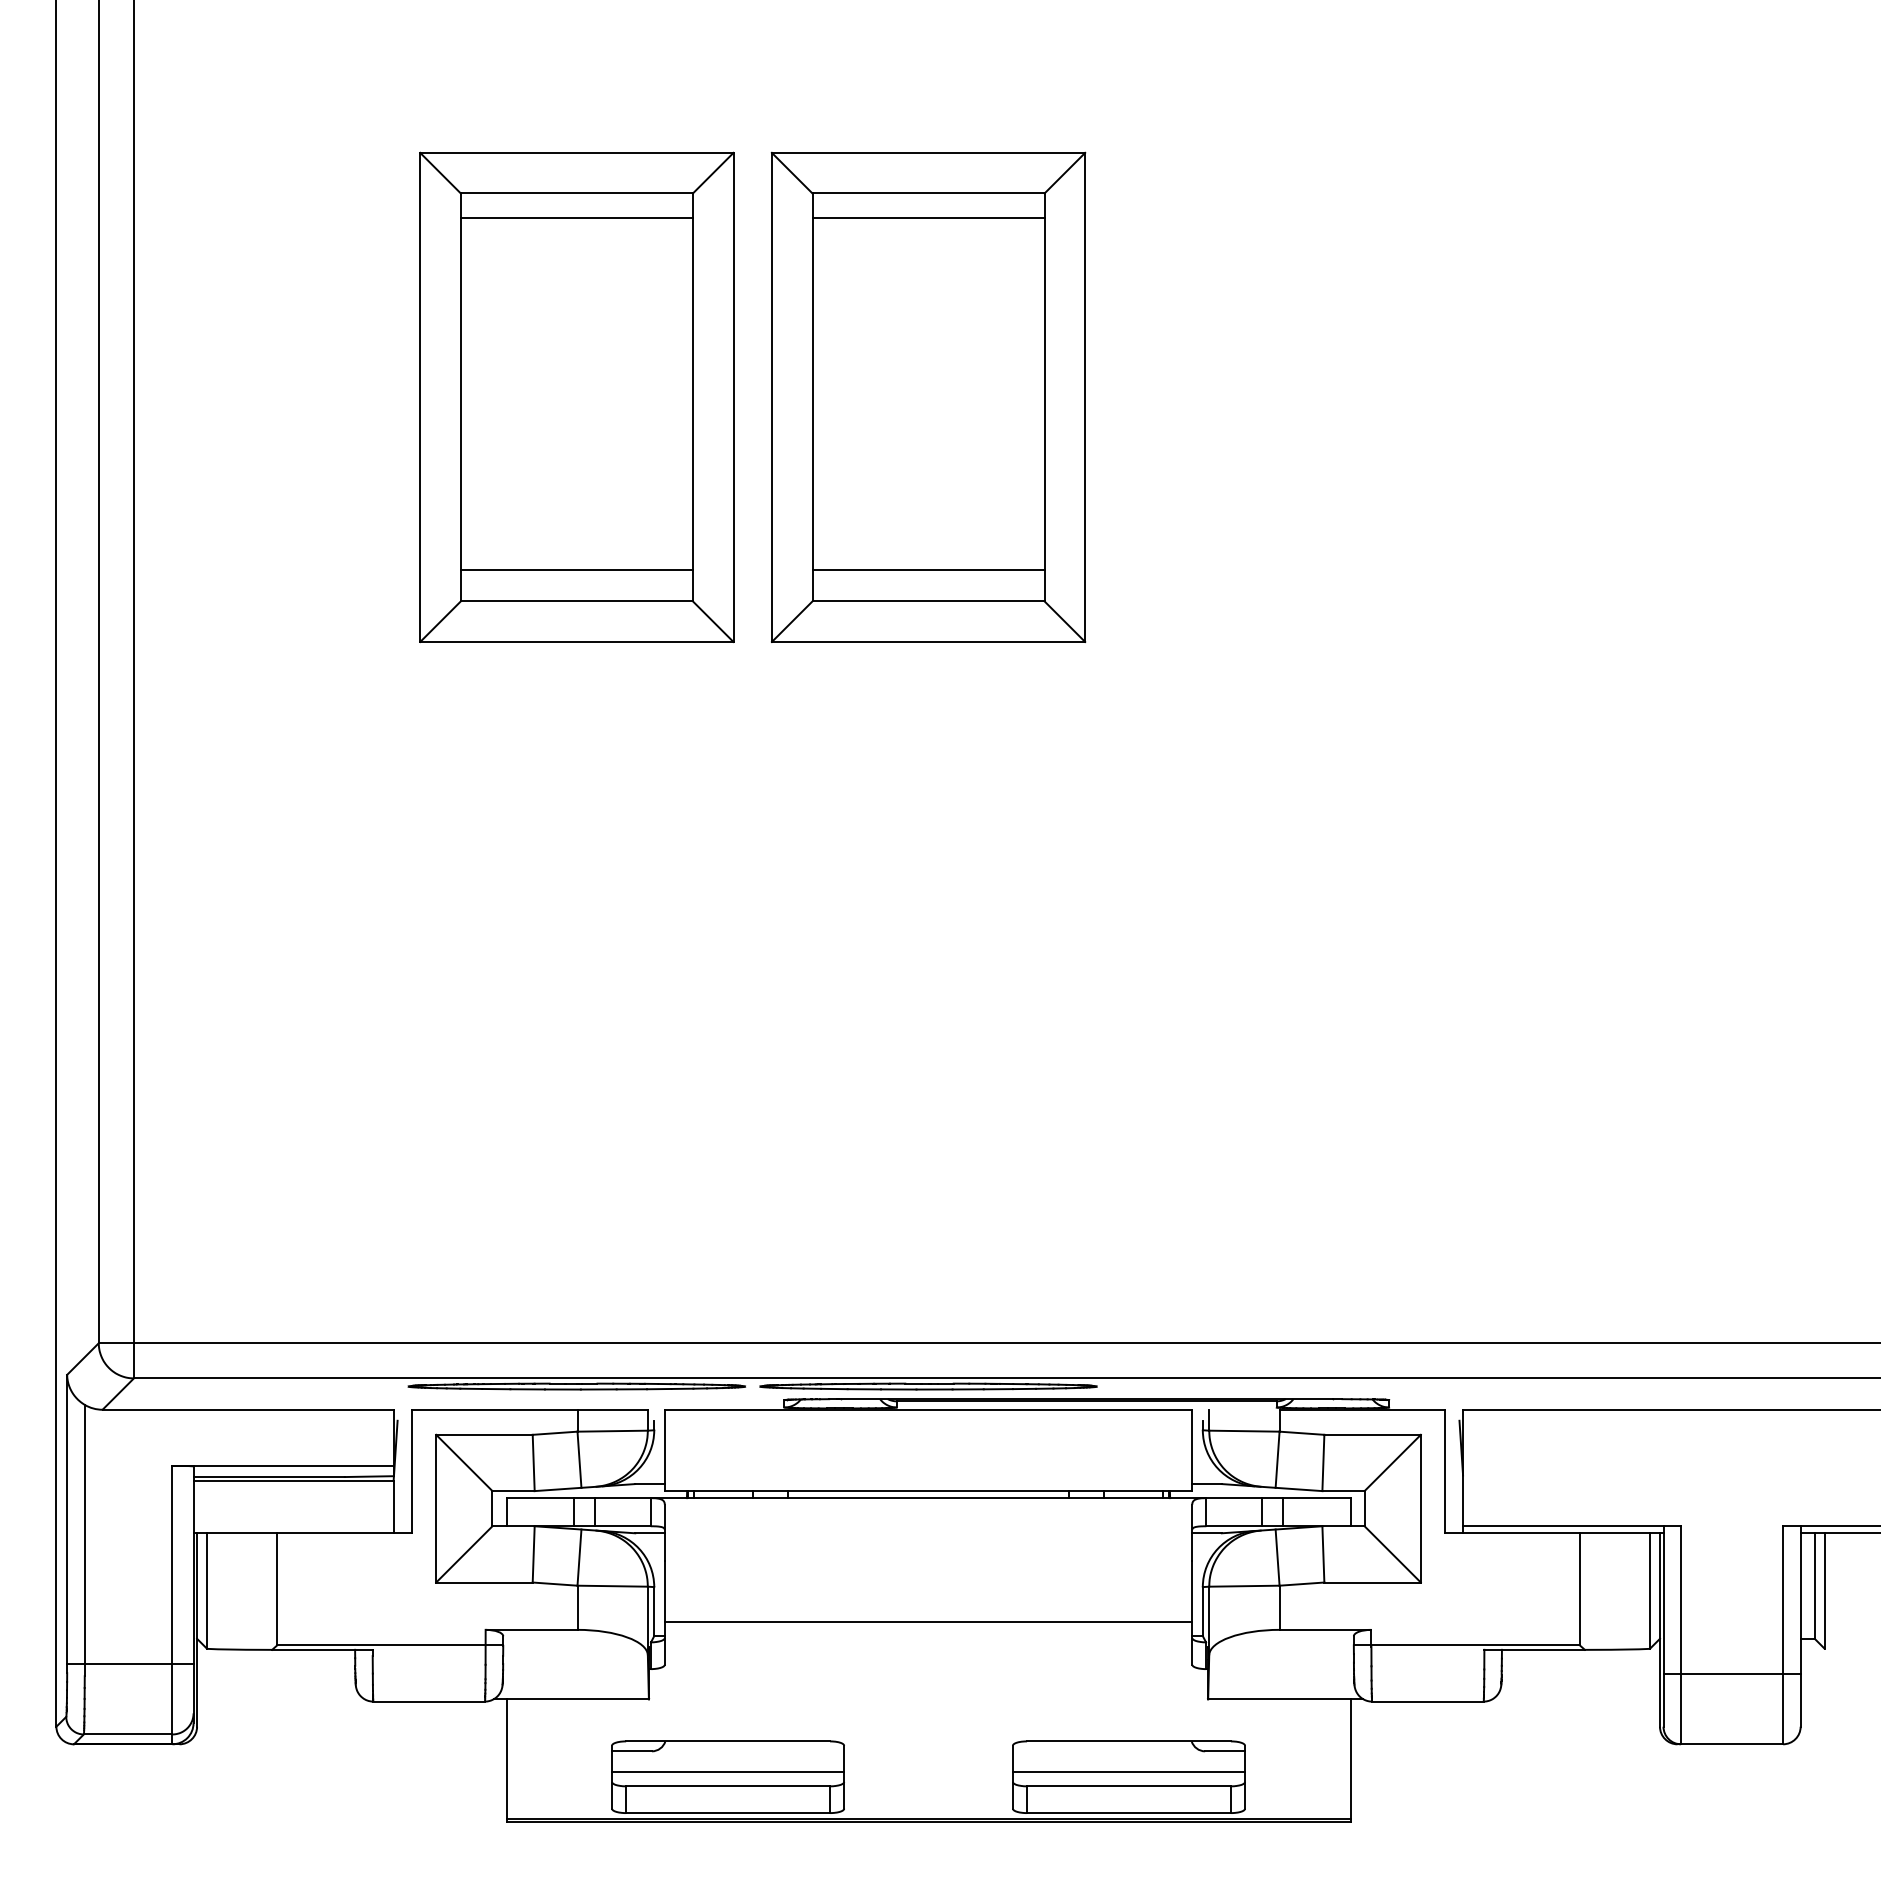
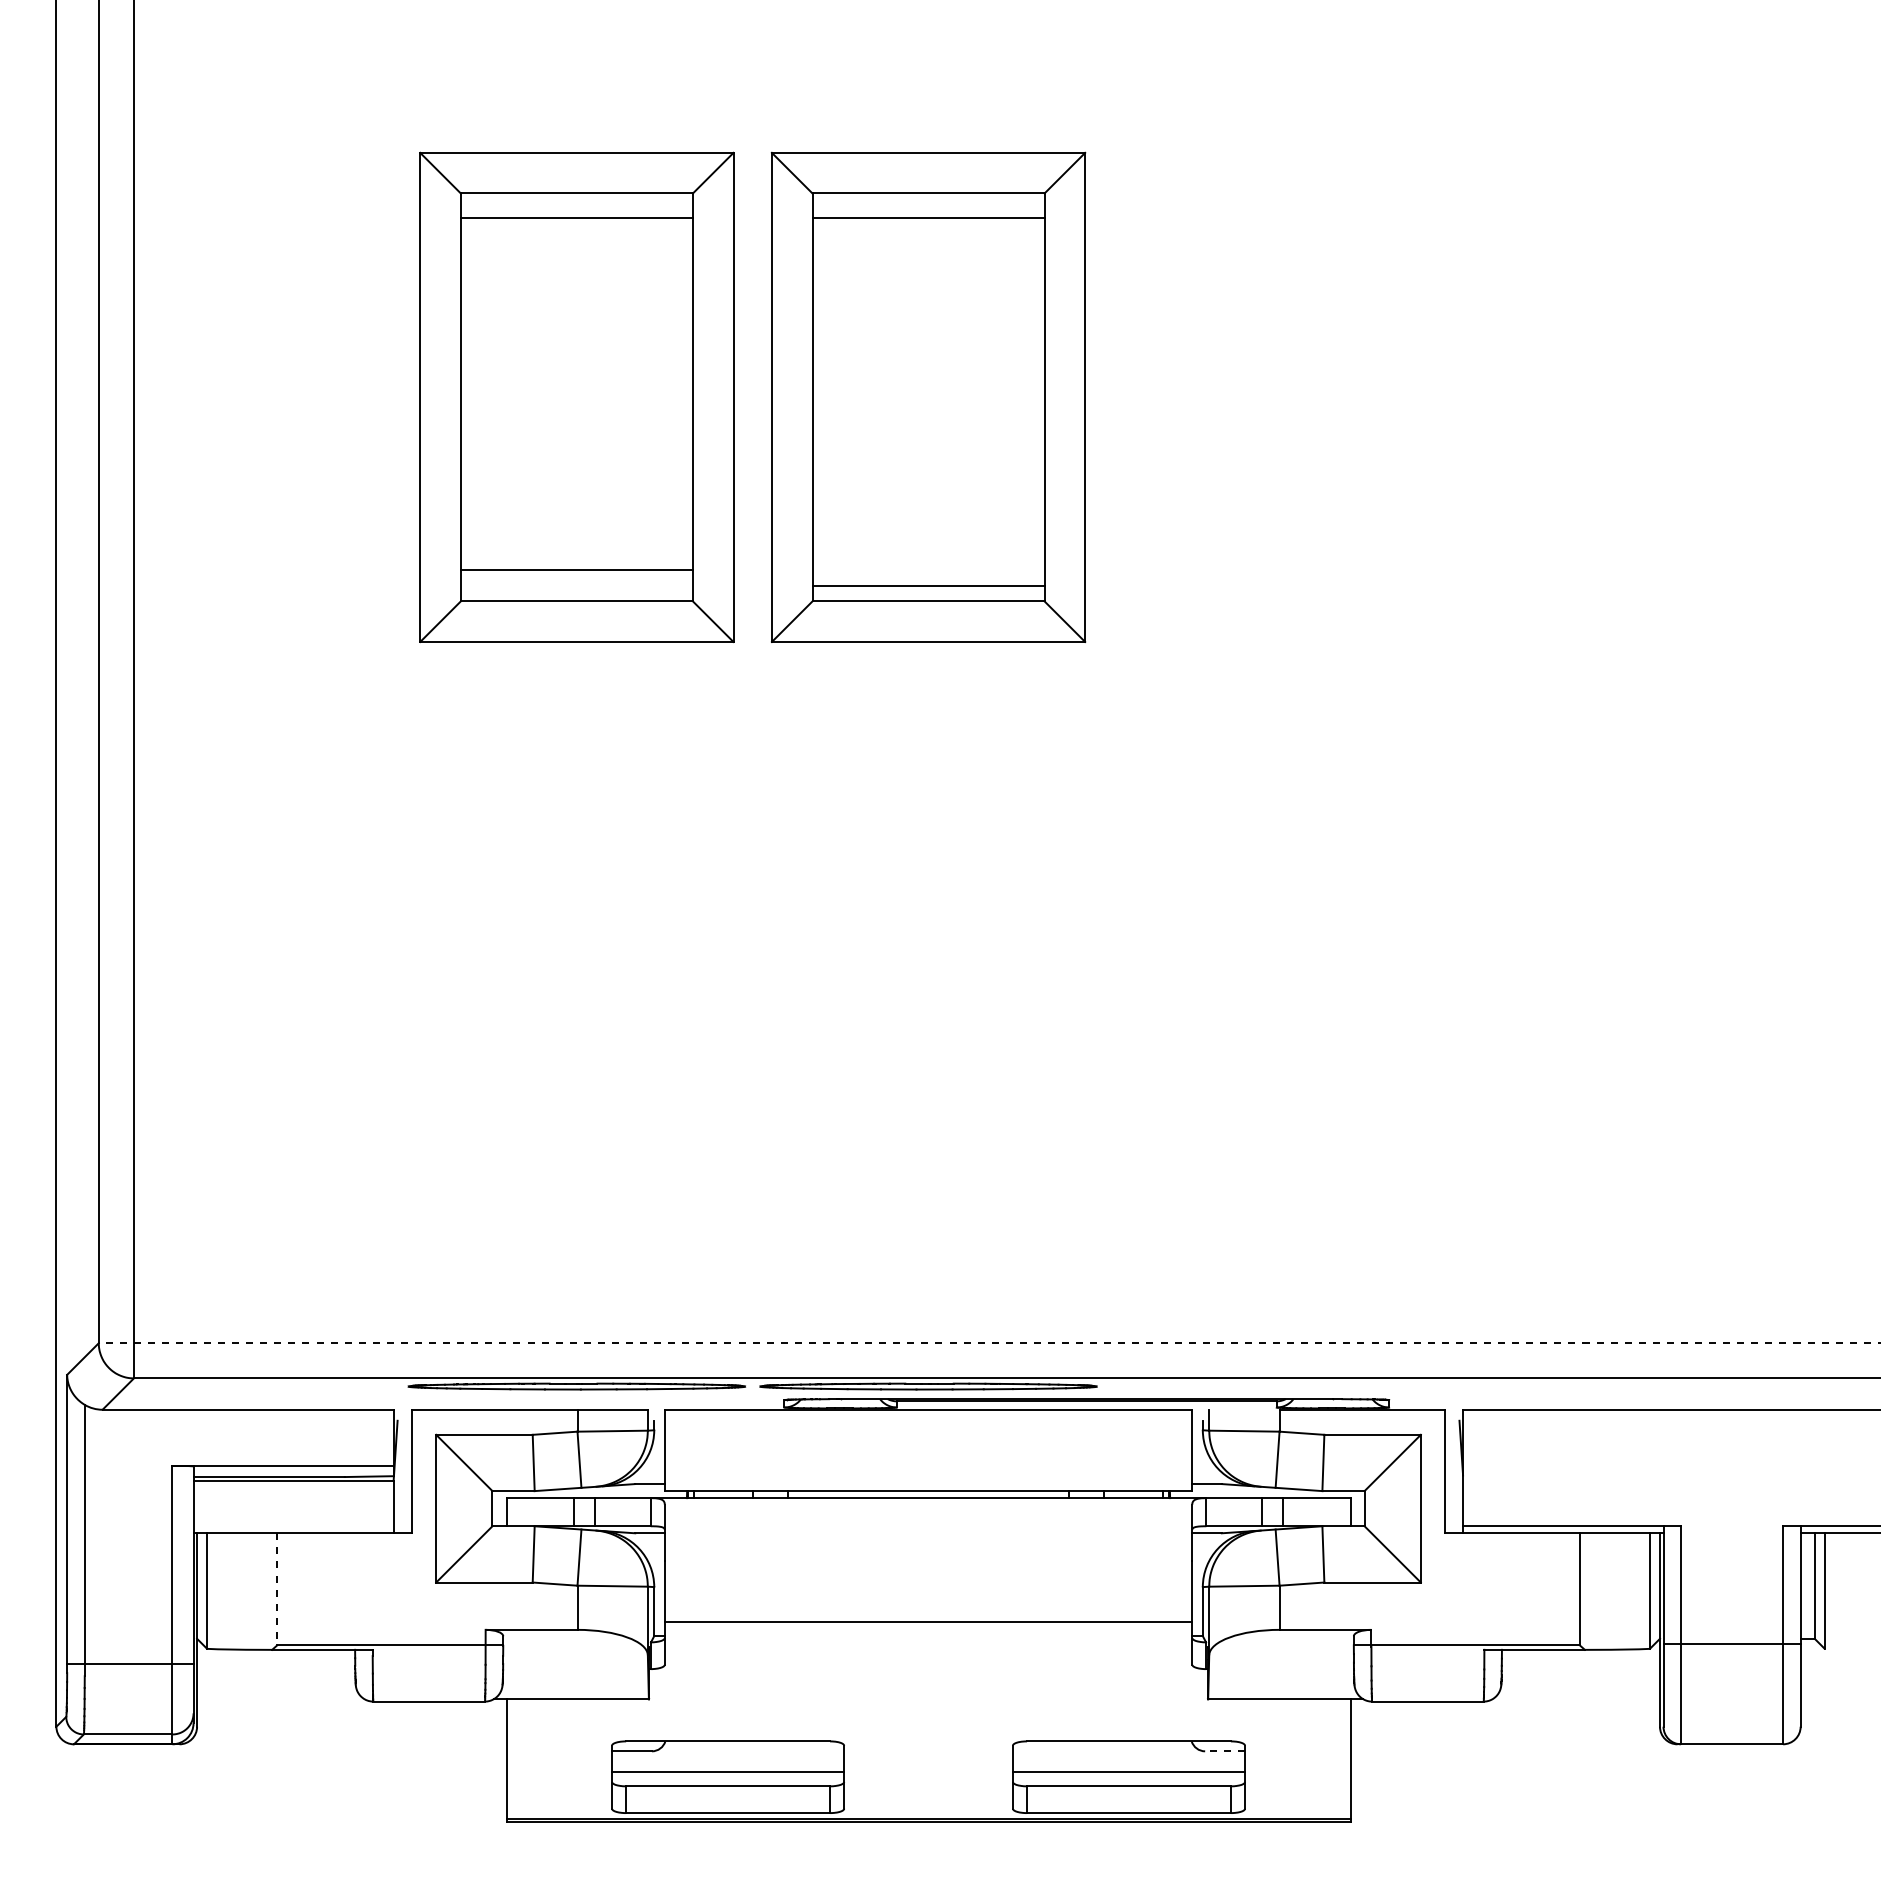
line position: (928, 569) -> (928, 585) (928, 585)
line: solid -> dashed (989, 1343)
line: solid -> dashed (277, 1589)
line position: (1731, 1673) -> (1731, 1643) (1731, 1643)
line: solid -> dashed (1225, 1751)
